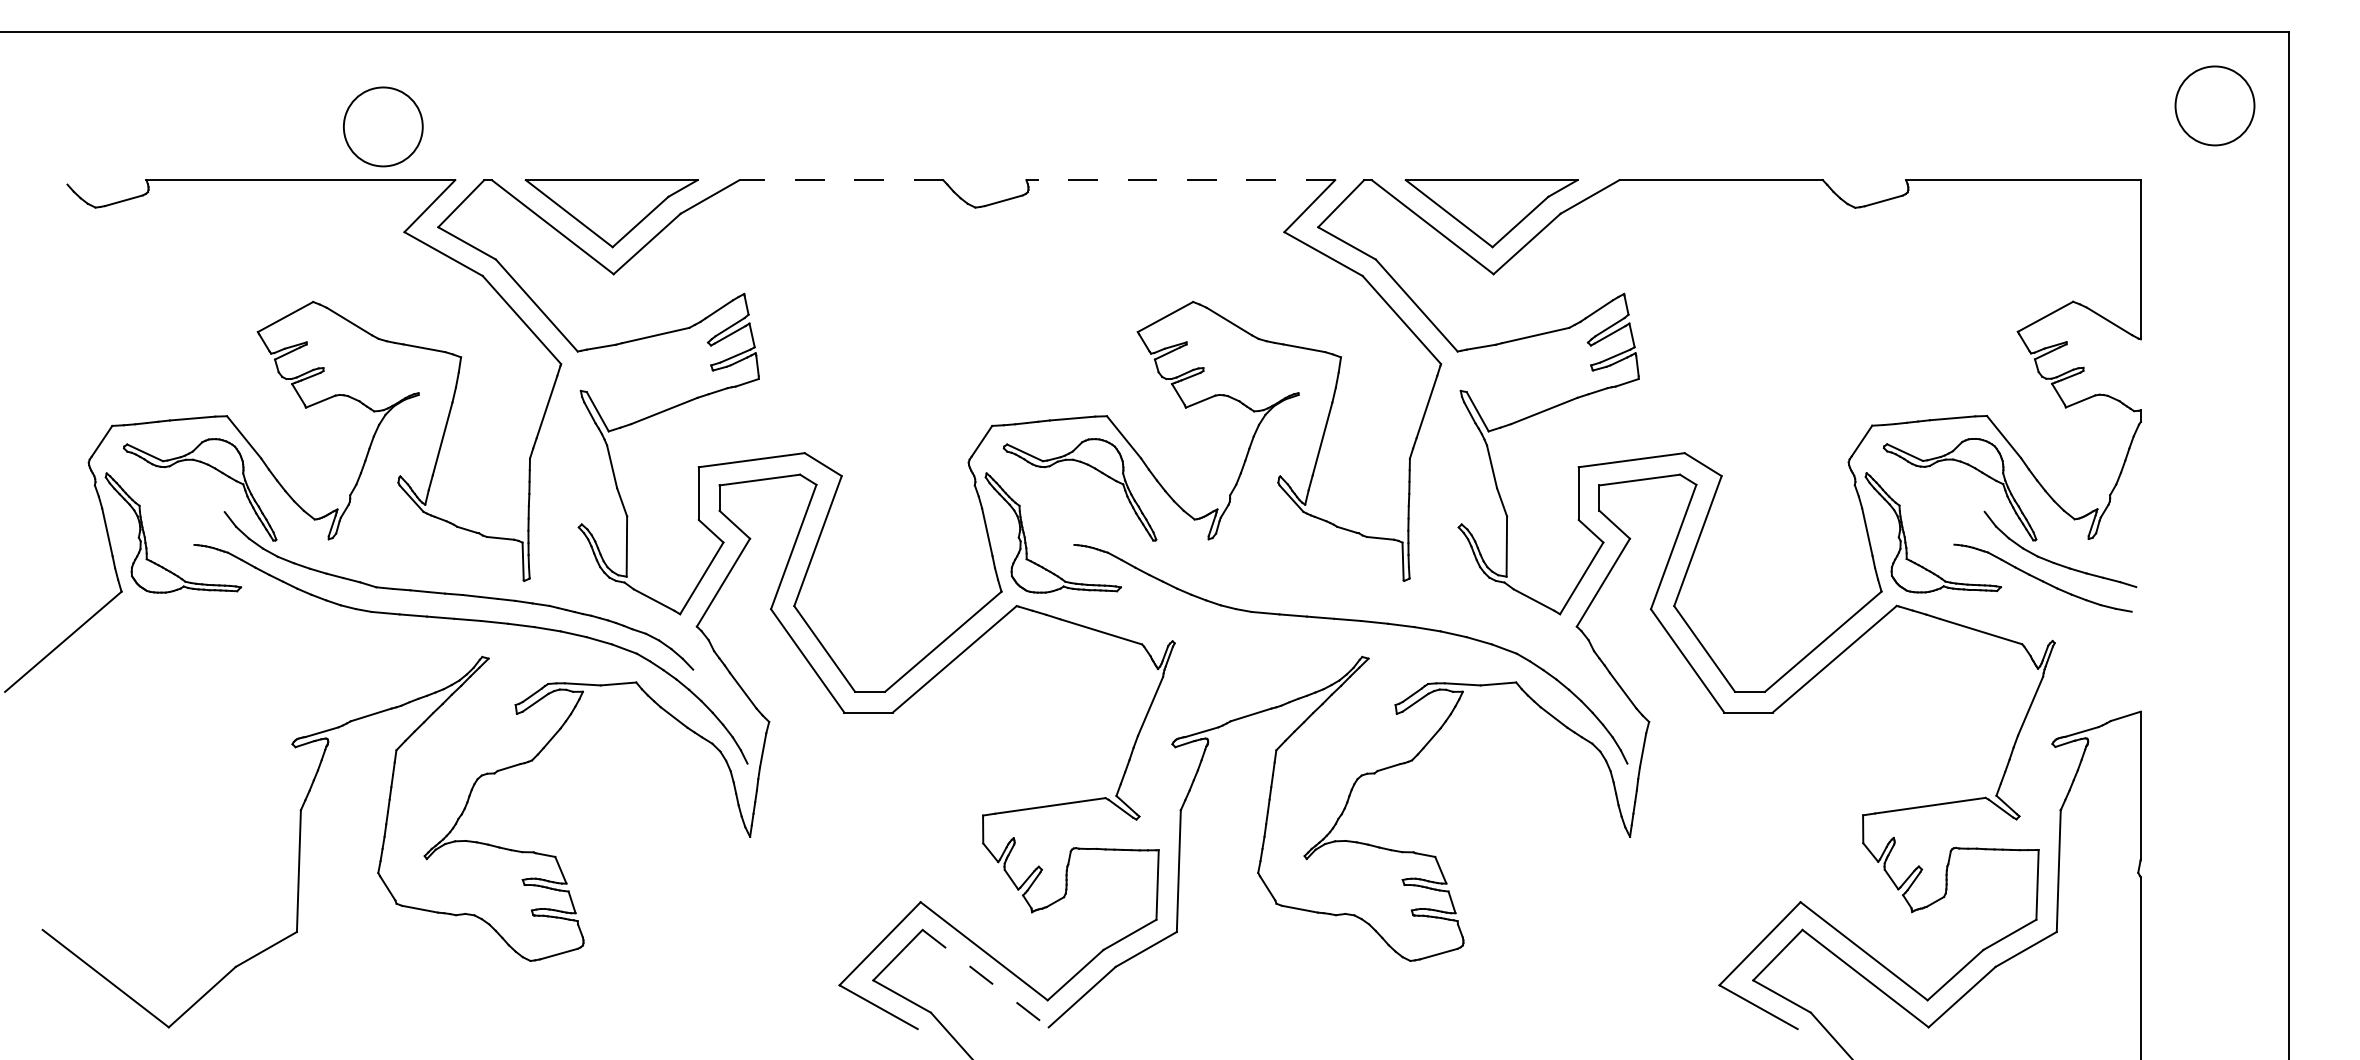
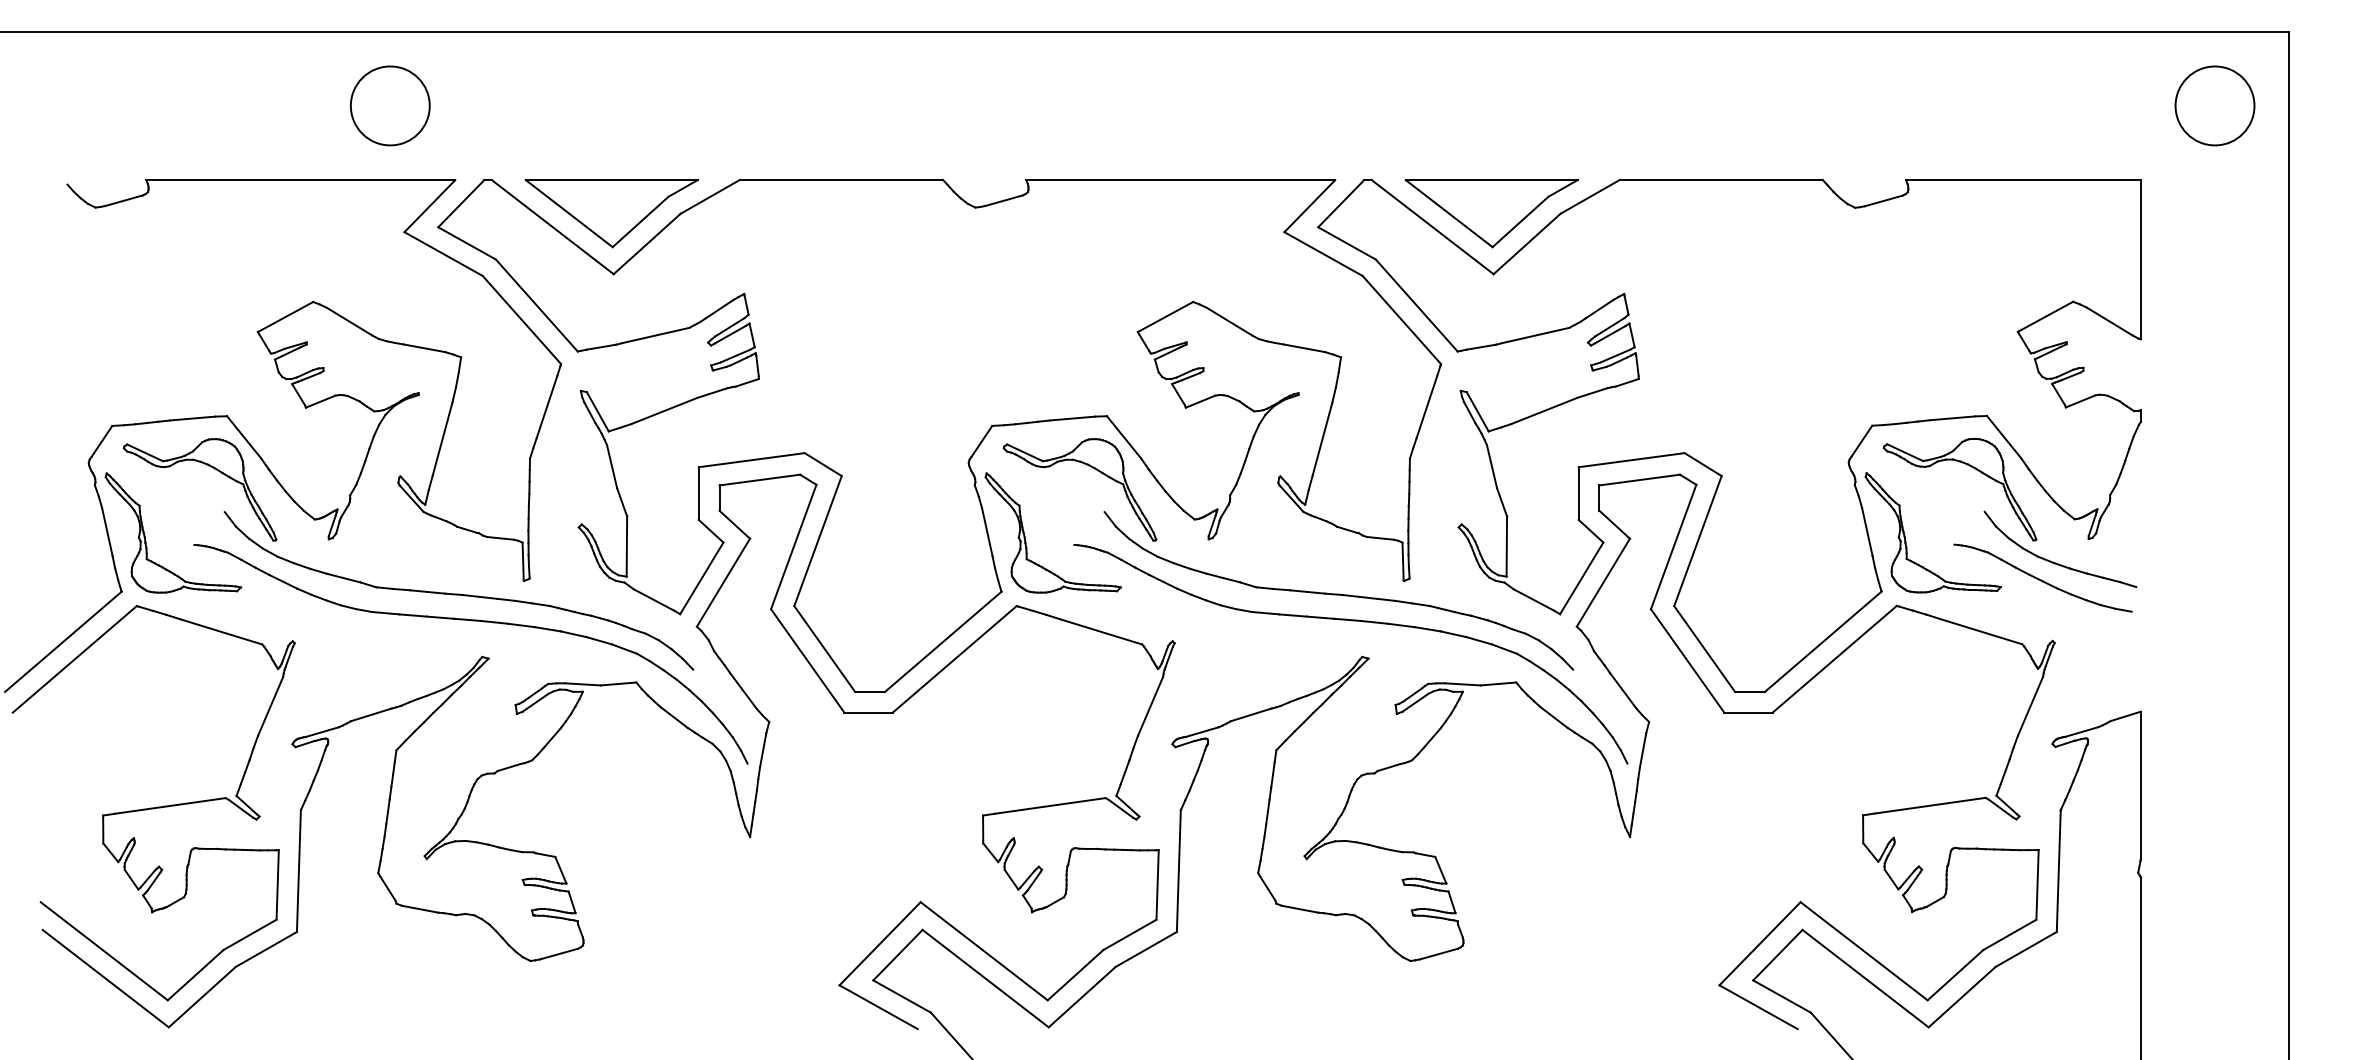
circle position: (383, 126) -> (390, 105) (390, 105)
line: dashed -> solid (841, 180)
line: dashed -> solid (1180, 180)
part: none -> present (1338, 590)
part: none -> present (153, 803)
line: dashed -> solid (985, 978)
